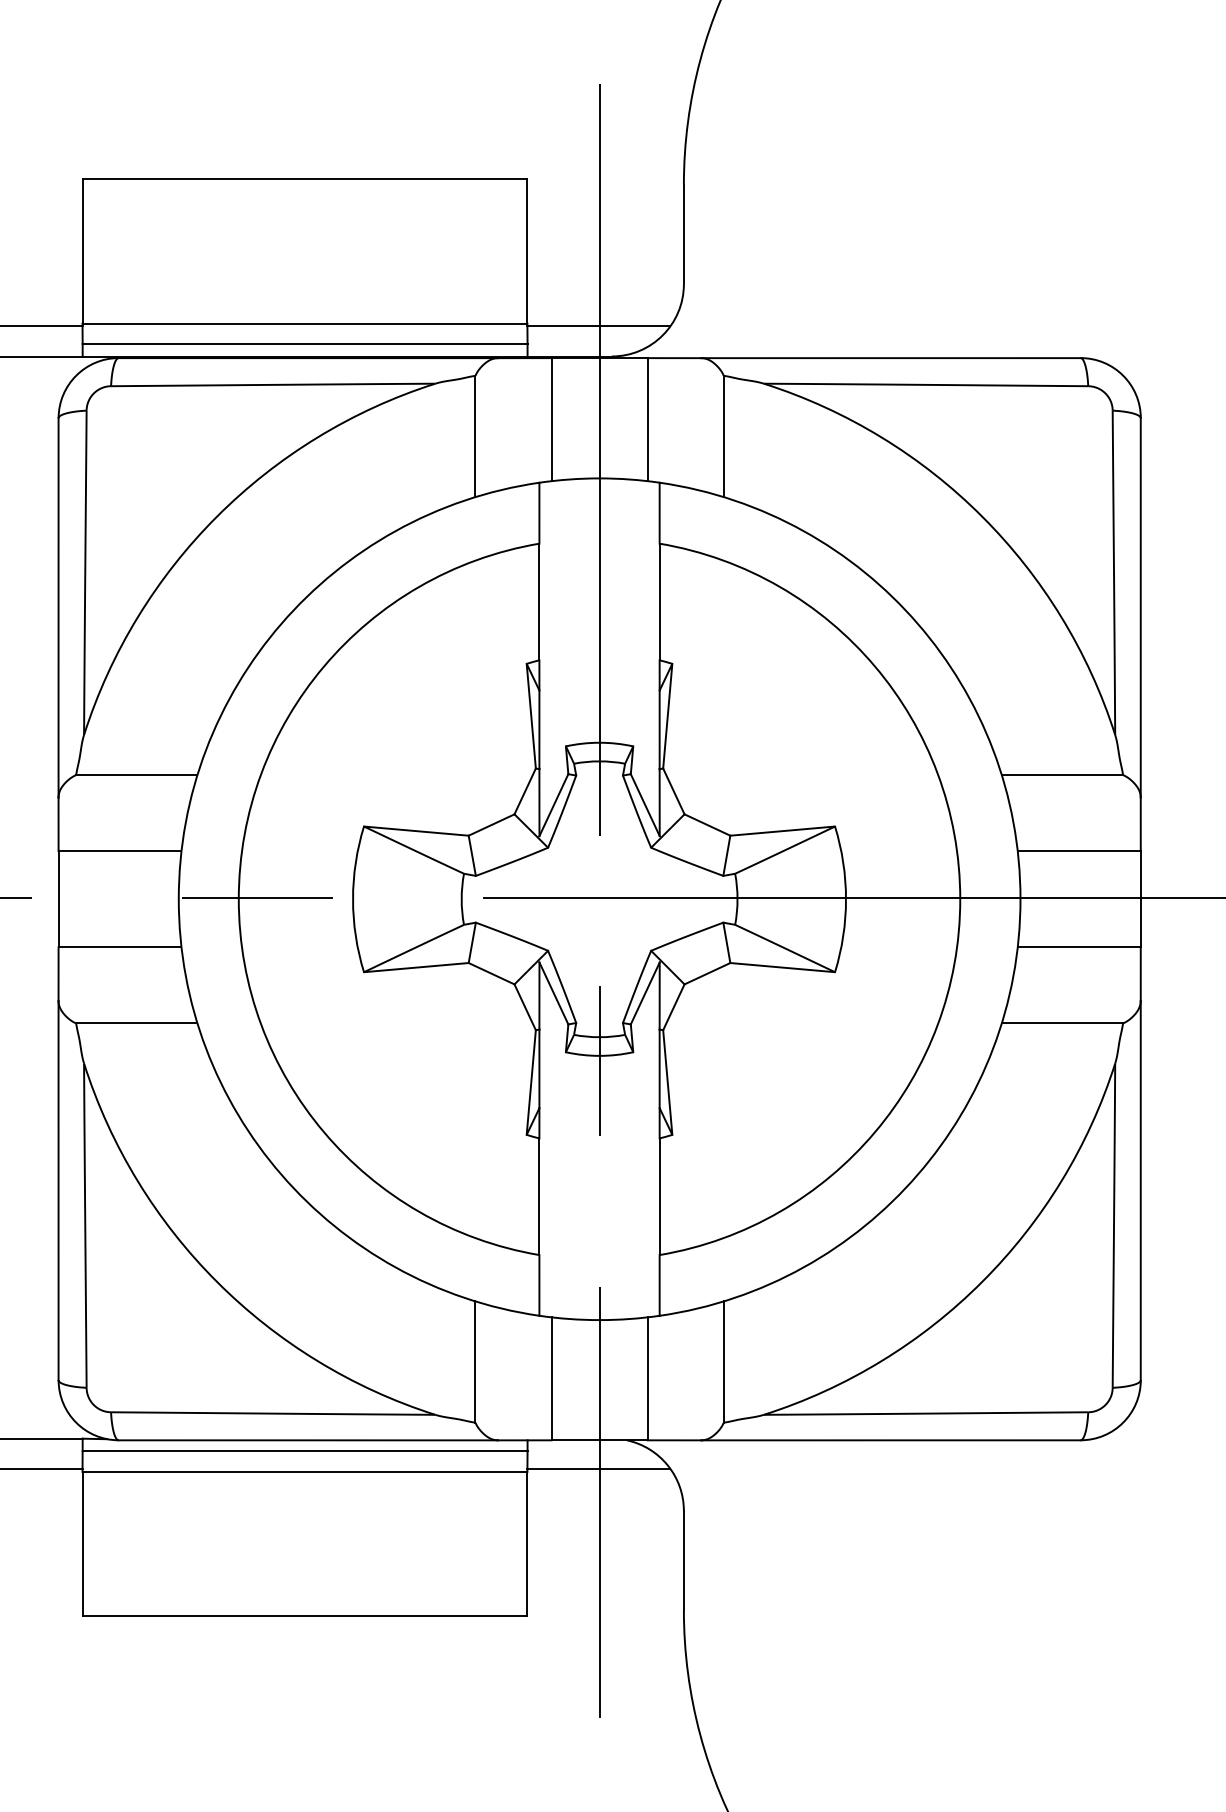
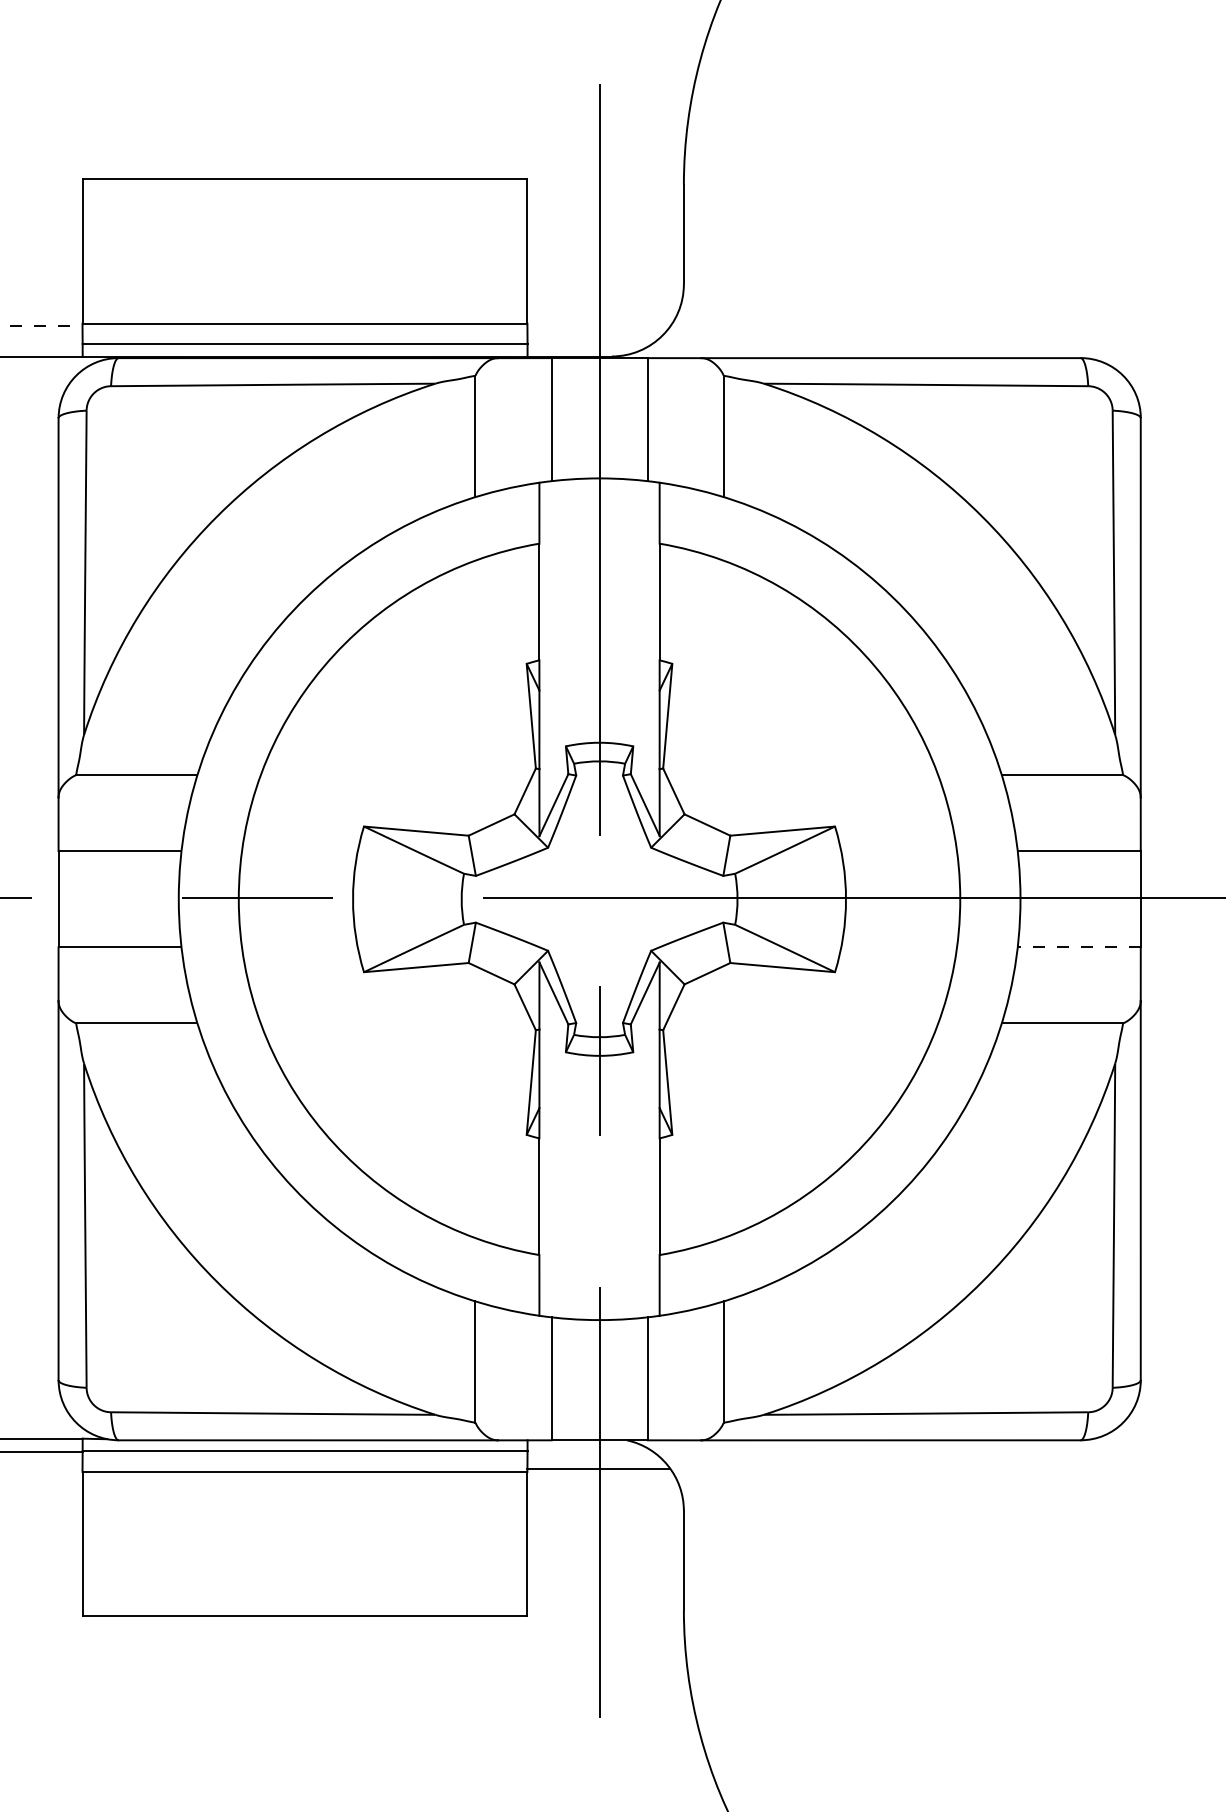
line: solid -> dashed (41, 326)
line: present -> none (598, 326)
line: solid -> dashed (1079, 947)
line position: (42, 1468) -> (42, 1451) (42, 1451)
